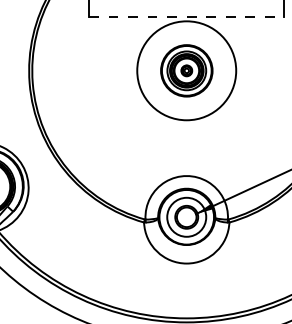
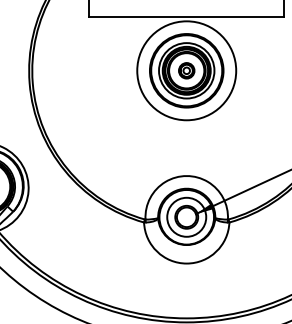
line: dashed -> solid (186, 17)
part size: 54x54 px -> 76x76 px (186, 70)
